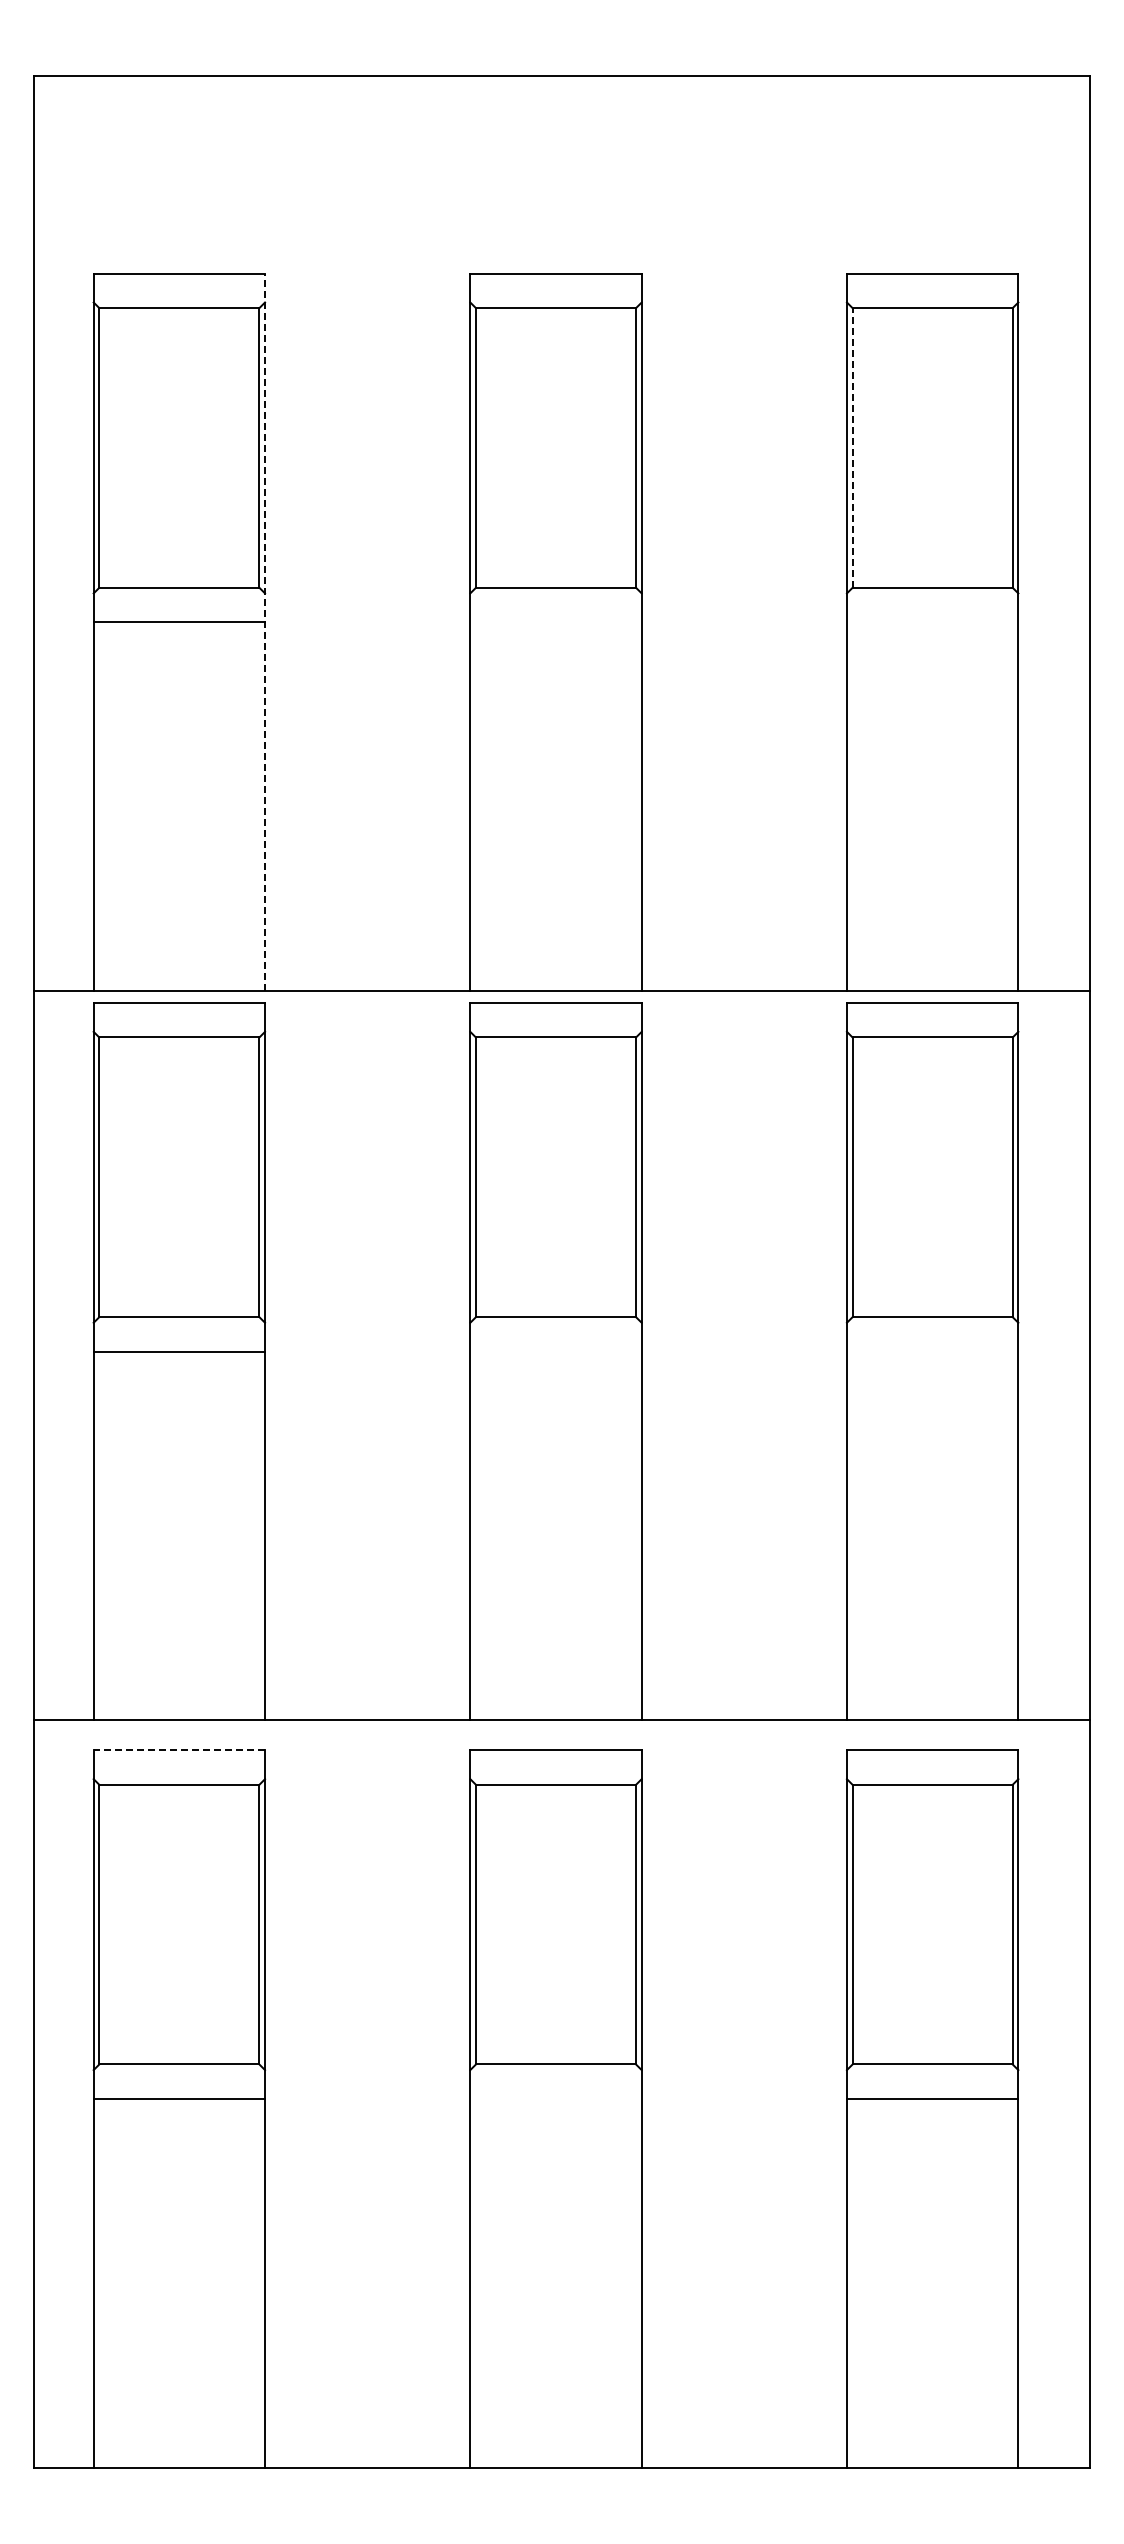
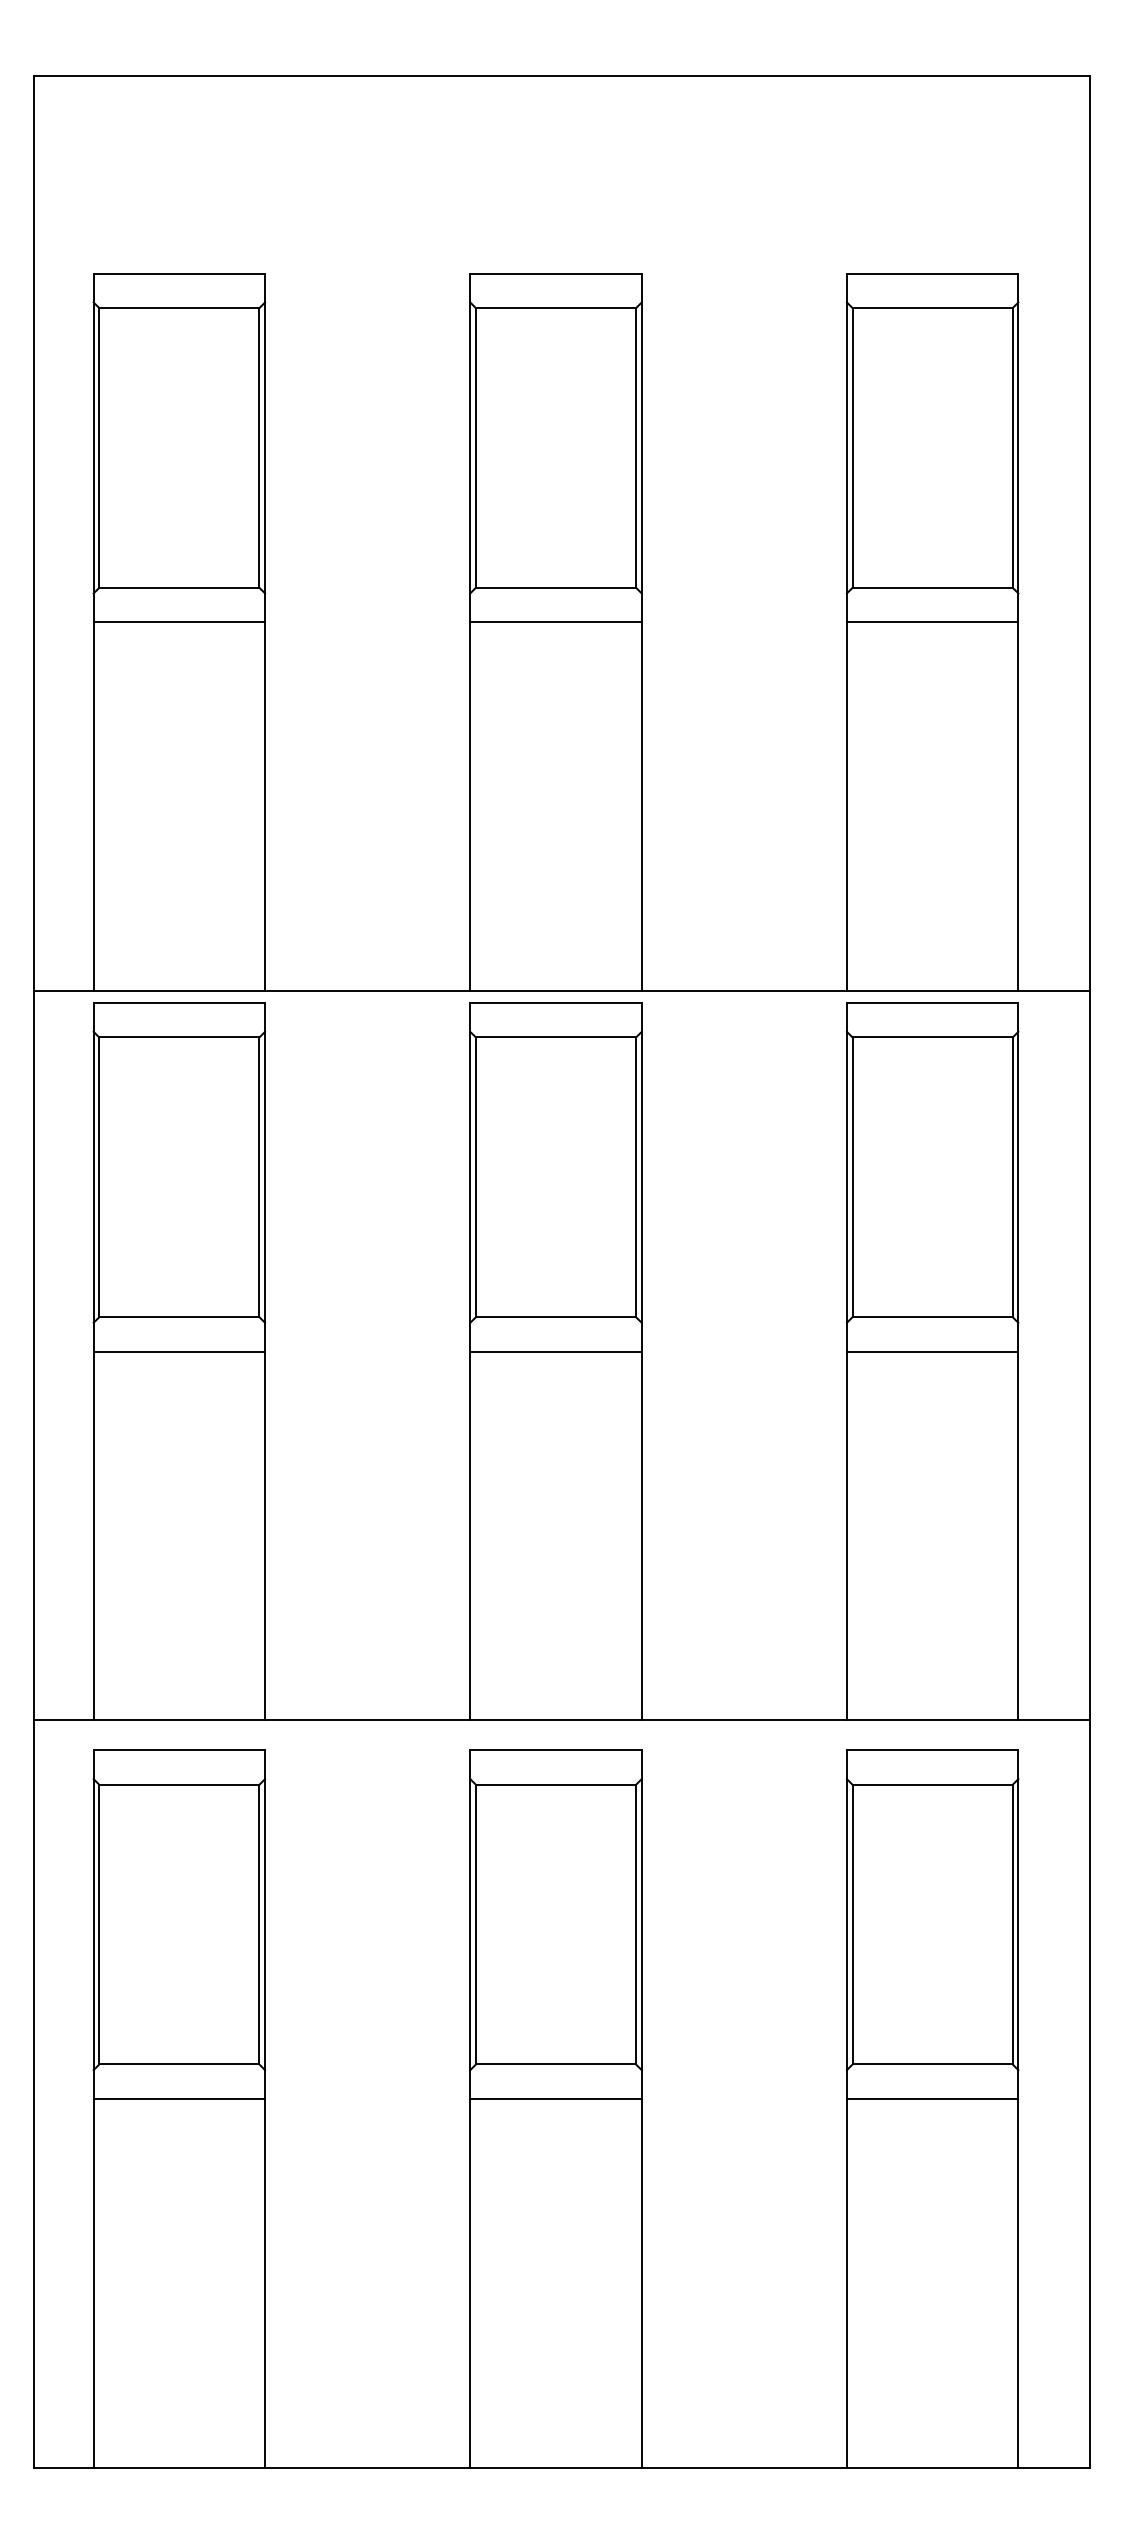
line: dashed -> solid (852, 447)
line: none -> present (555, 622)
line: none -> present (932, 622)
line: dashed -> solid (265, 632)
line: none -> present (555, 1351)
line: none -> present (932, 1351)
line: dashed -> solid (179, 1750)
line: none -> present (555, 2099)
